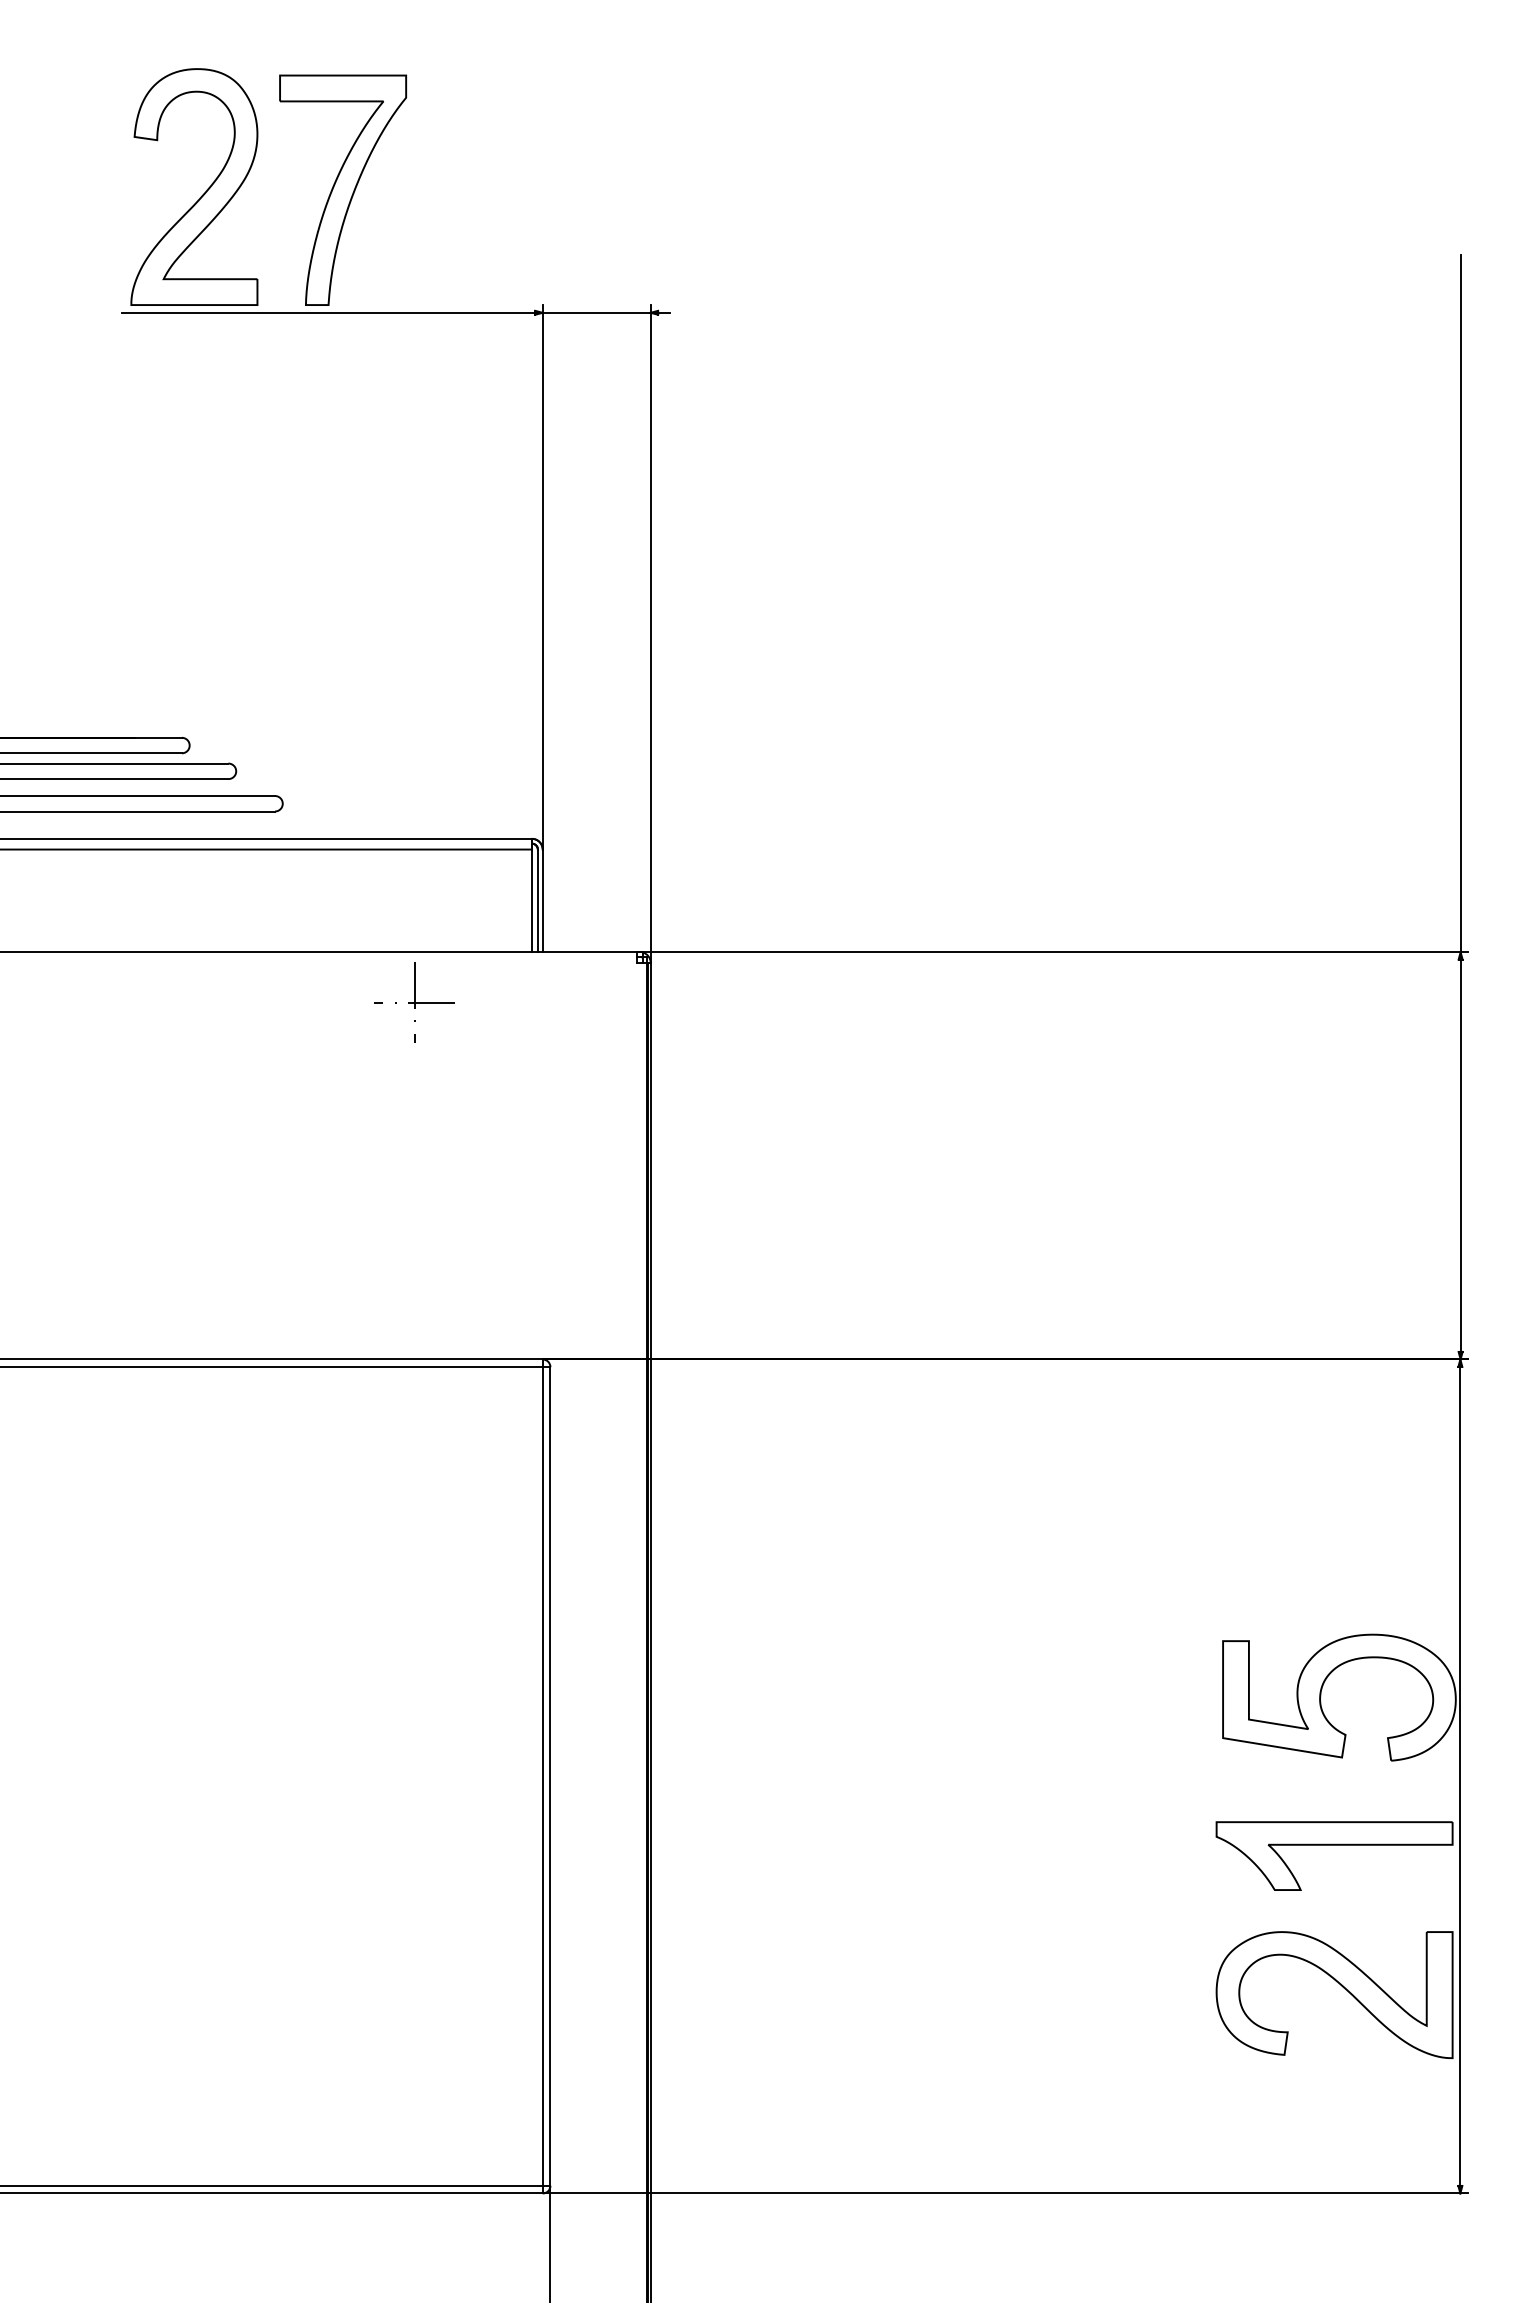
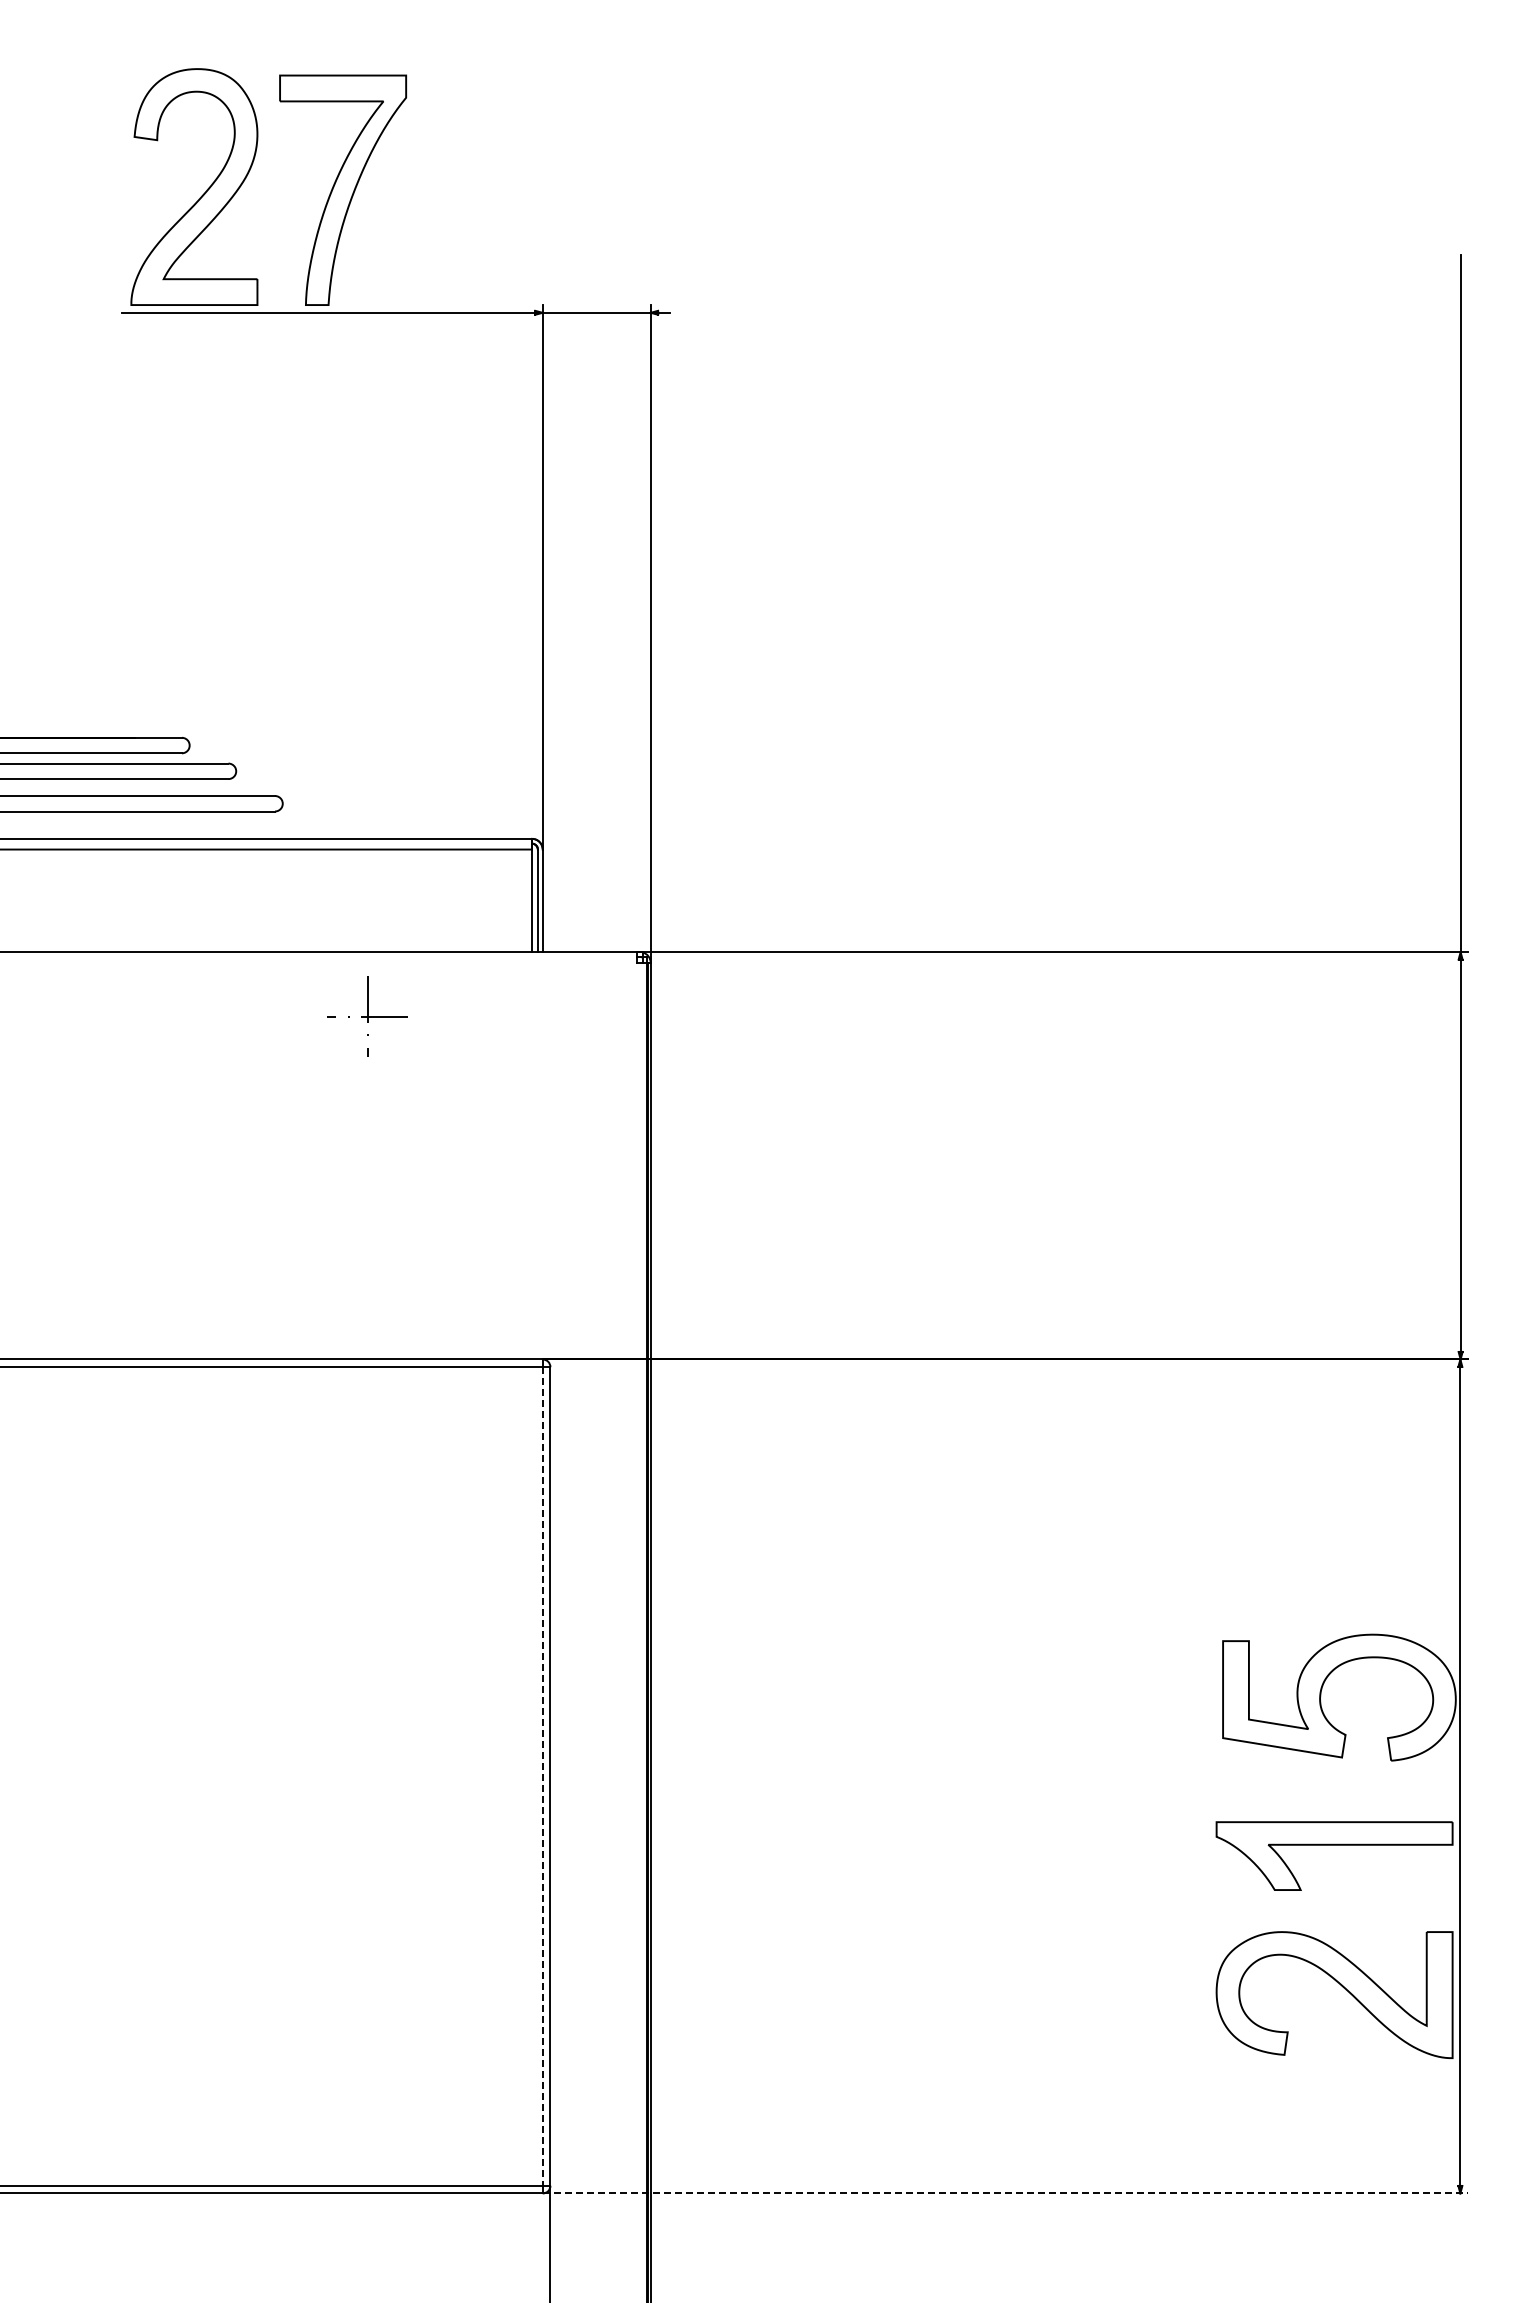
part position: (414, 1002) -> (367, 1016) (367, 1016)
line: solid -> dashed (542, 1776)
line: solid -> dashed (1005, 2193)
